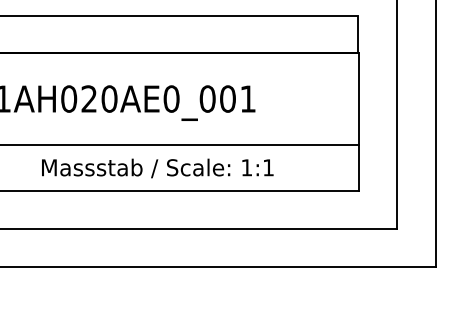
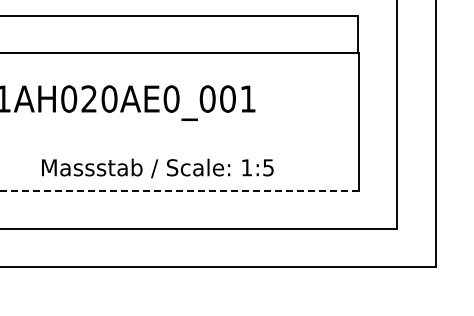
line: present -> none (180, 144)
text: 1:1 -> 1:5 (268, 167)
line: solid -> dashed (180, 190)
